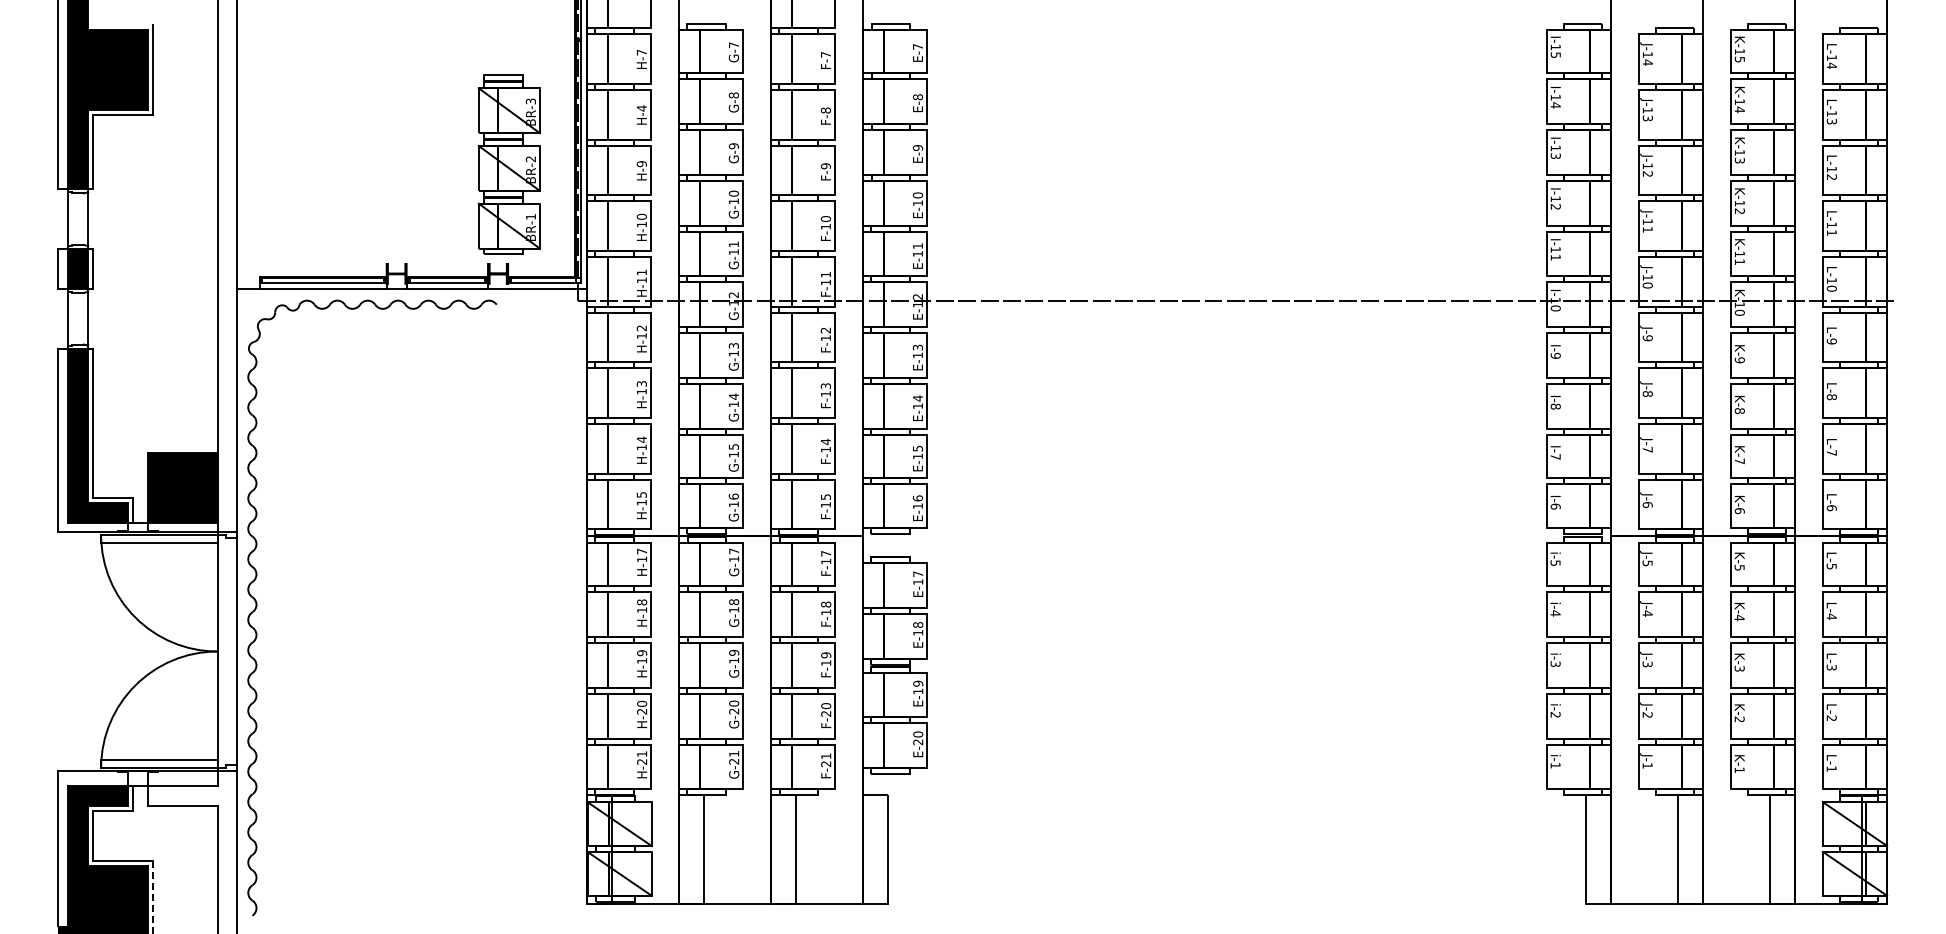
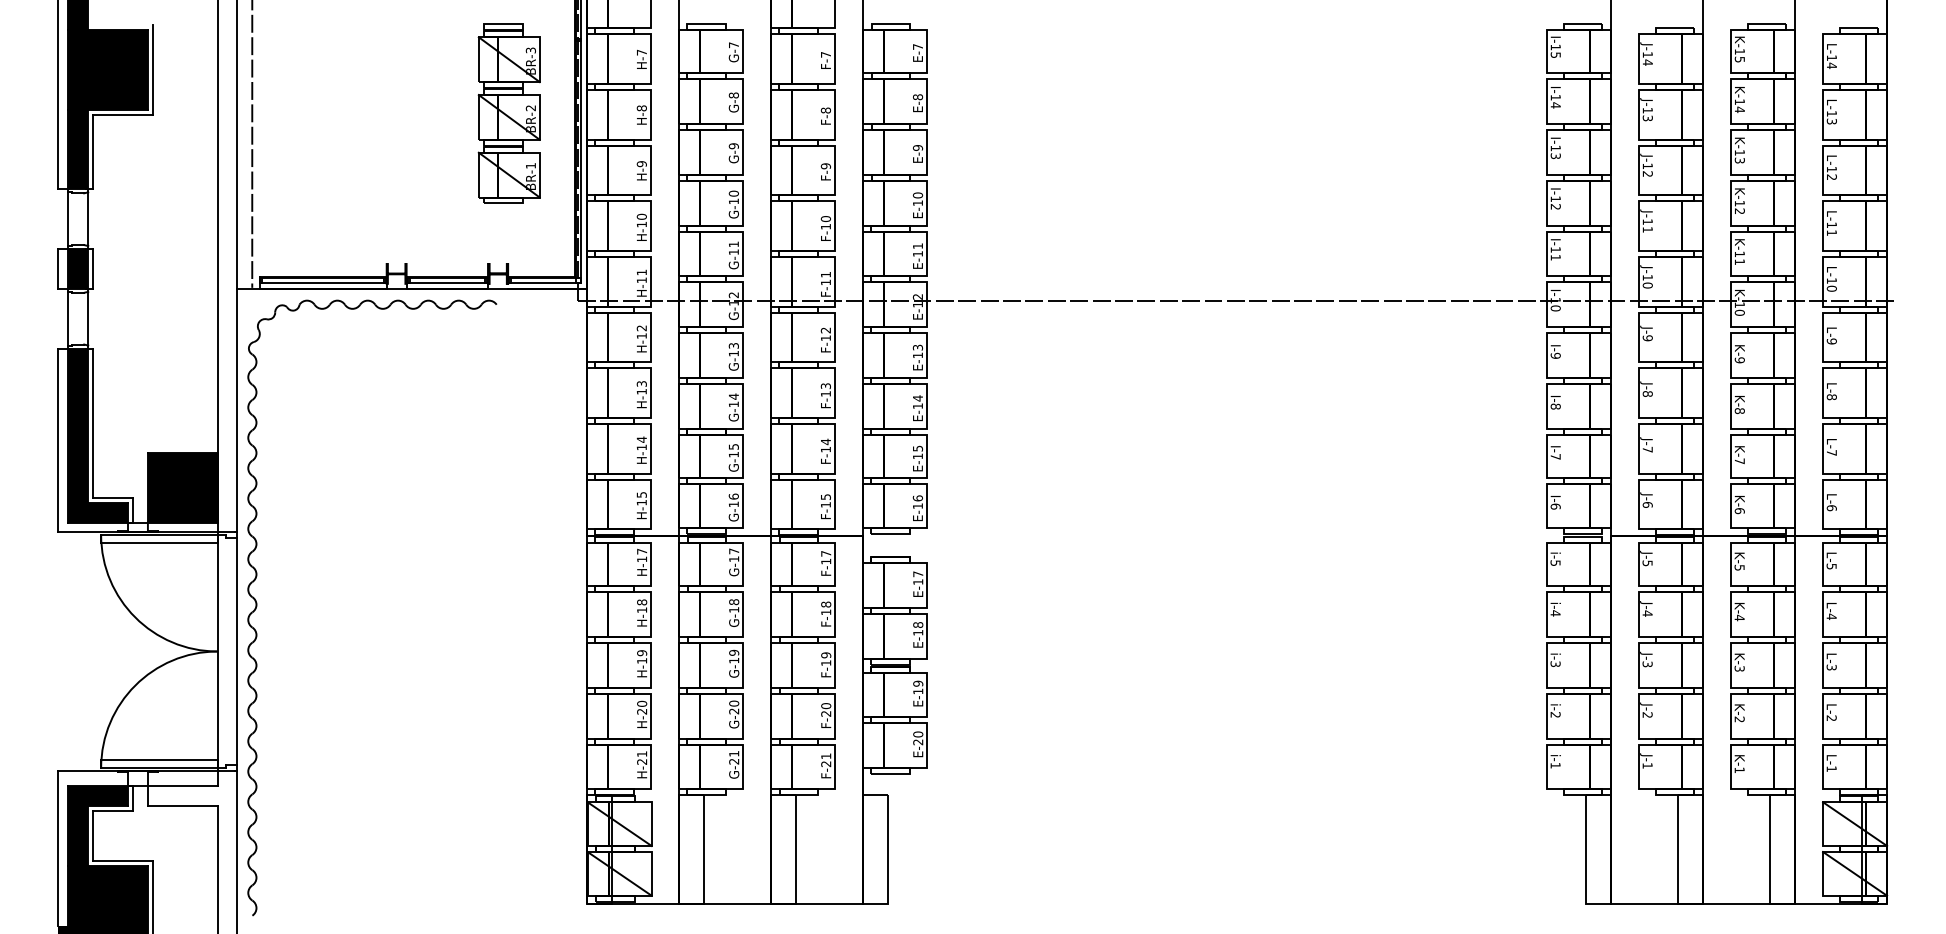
text: H-4 -> H-8 (641, 108)
line: none -> present (252, 144)
part position: (508, 164) -> (508, 113) (508, 113)
line: dashed -> solid (152, 897)
